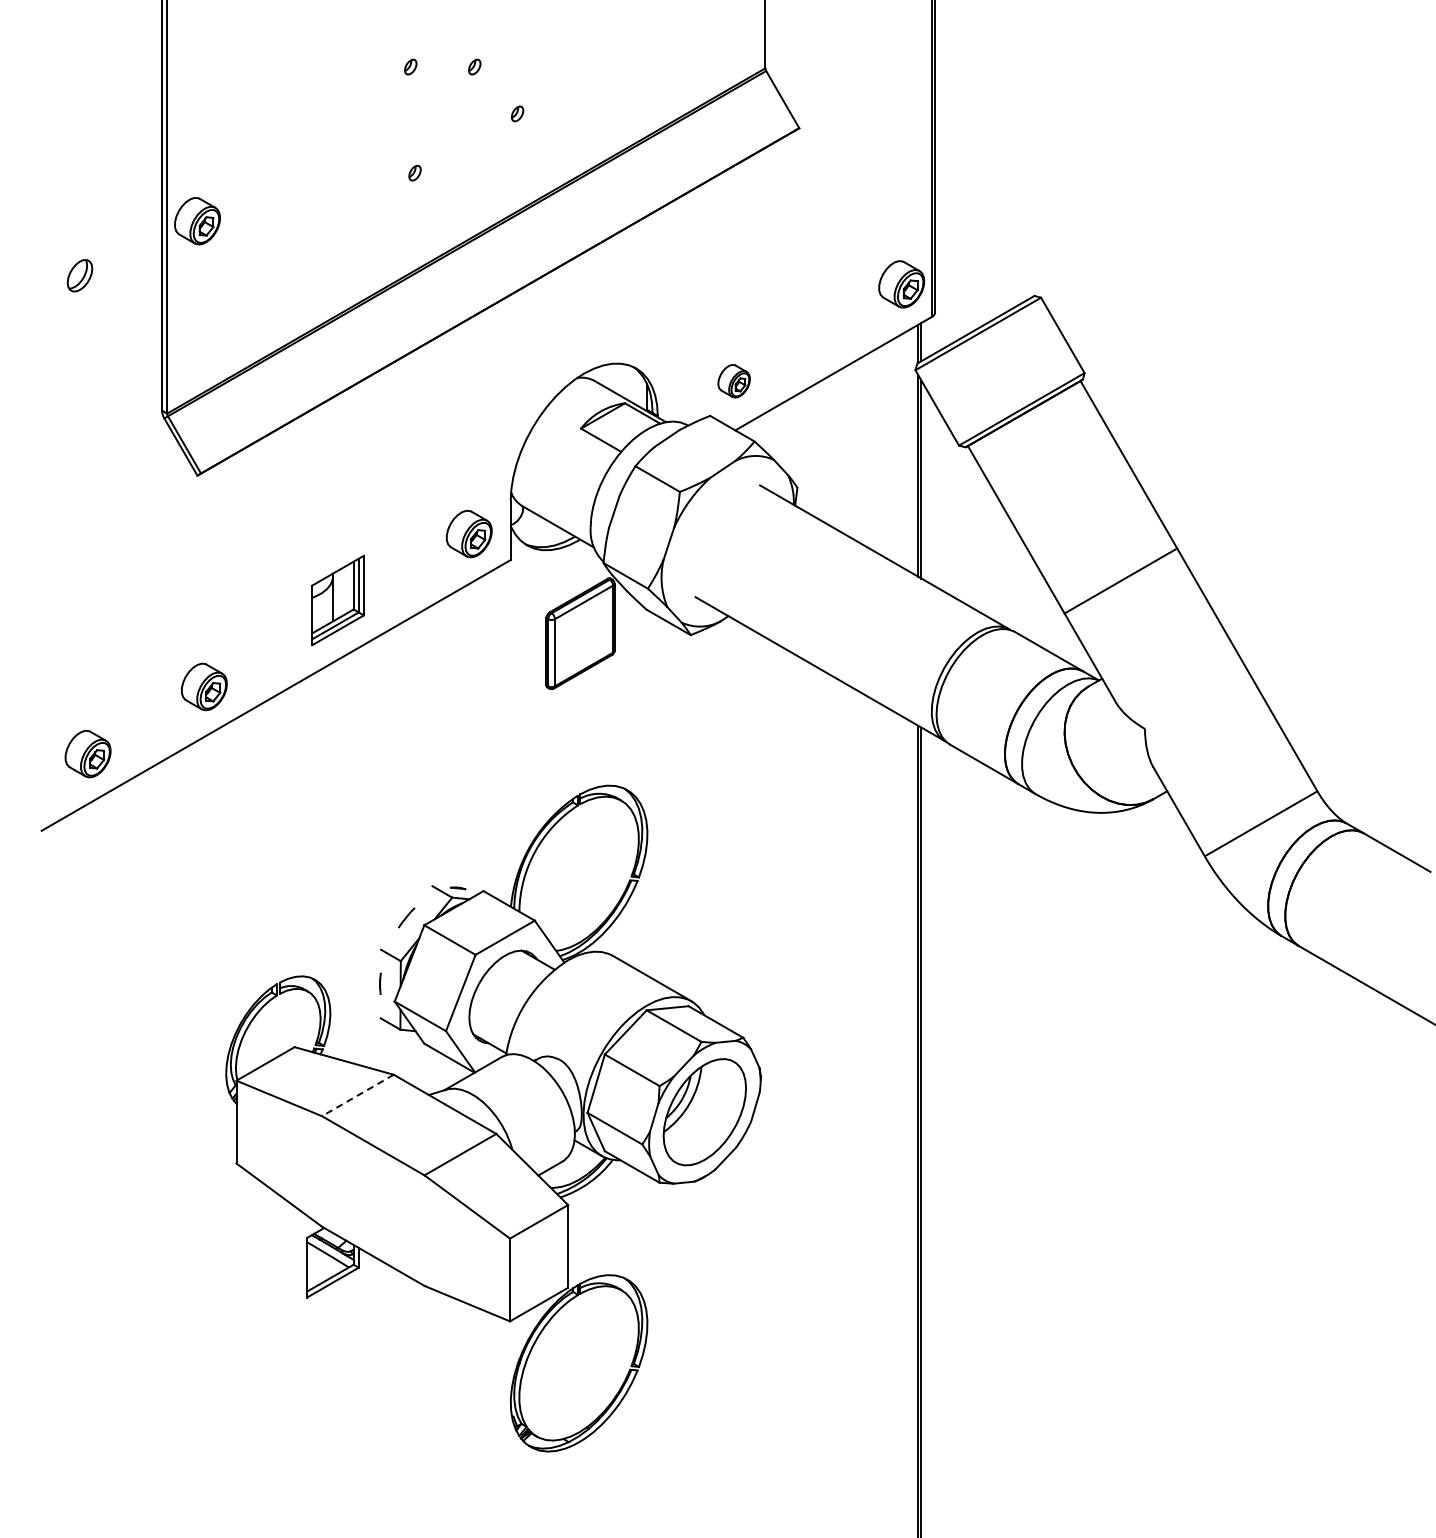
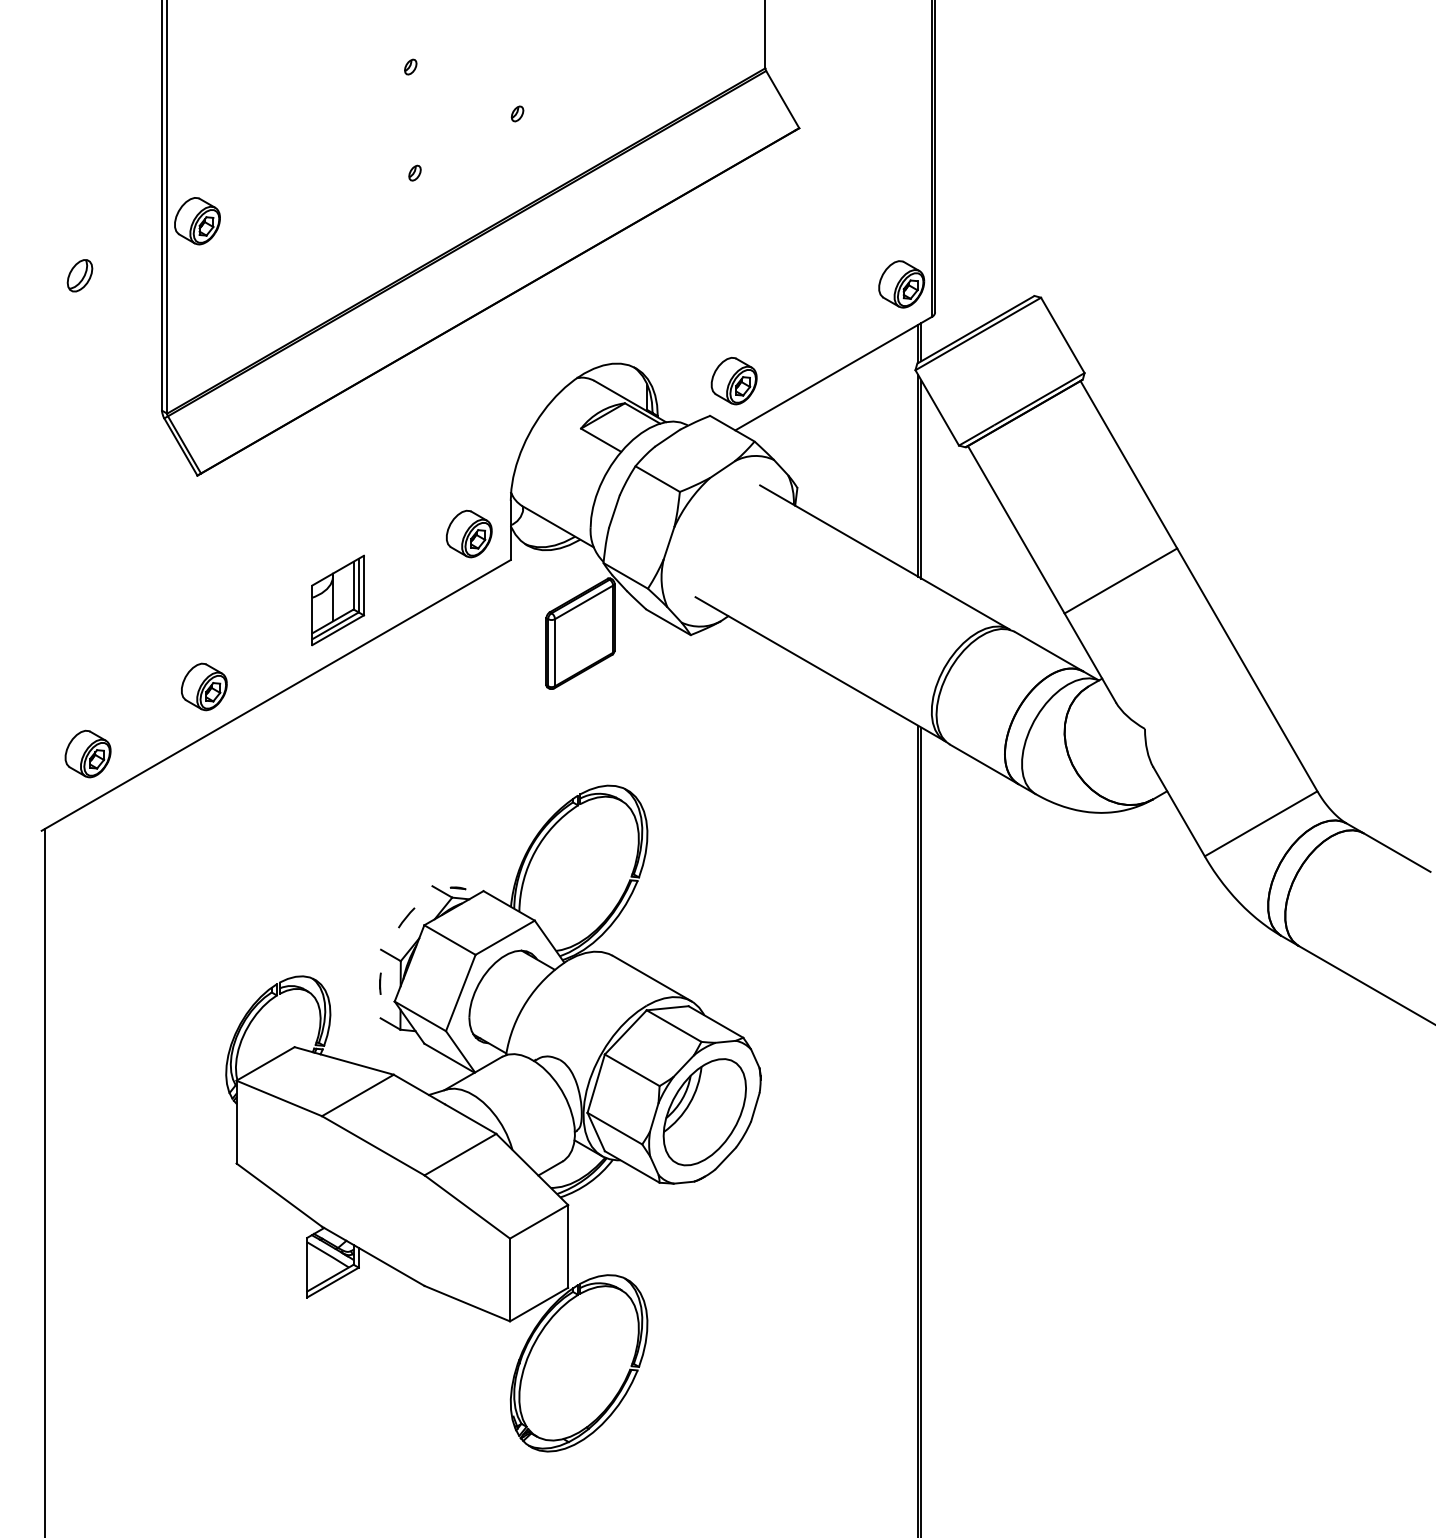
part: present -> none (474, 66)
part size: 34x35 px -> 48x49 px (733, 381)
line: dashed -> solid (357, 1095)
line: none -> present (45, 1181)
